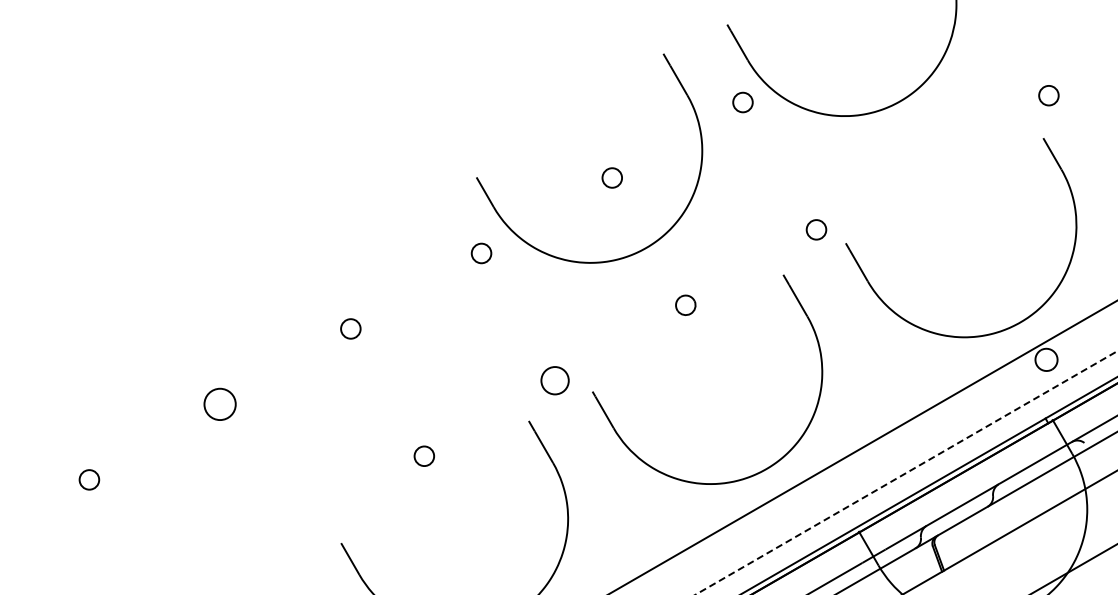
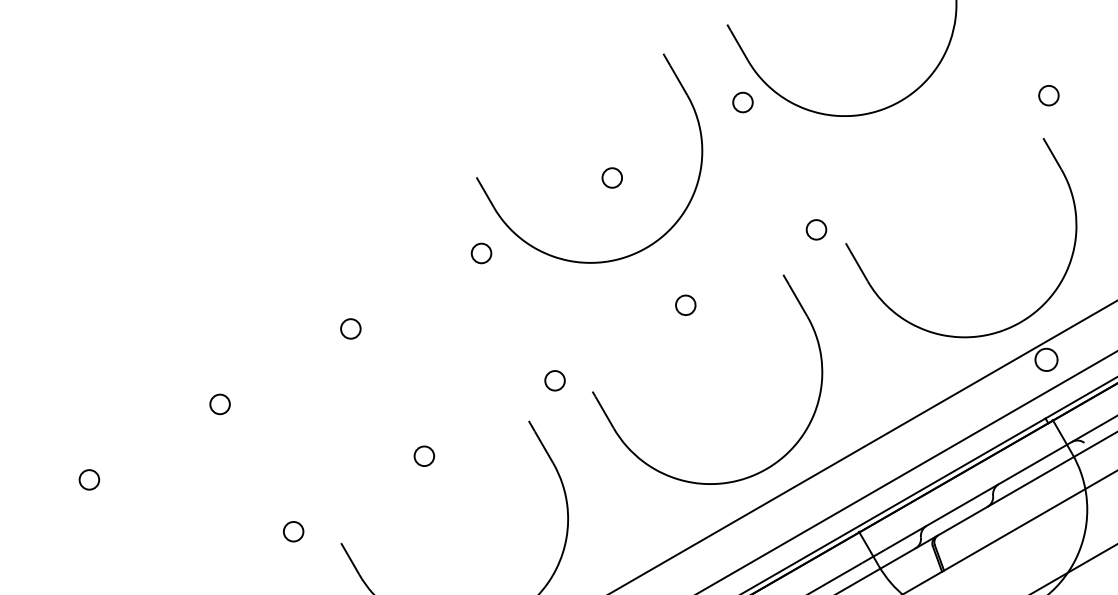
circle size: 30x30 px -> 22x22 px (554, 380)
circle diameter: 31 px -> 20 px (219, 404)
line: dashed -> solid (906, 472)
circle: none -> present (293, 531)
